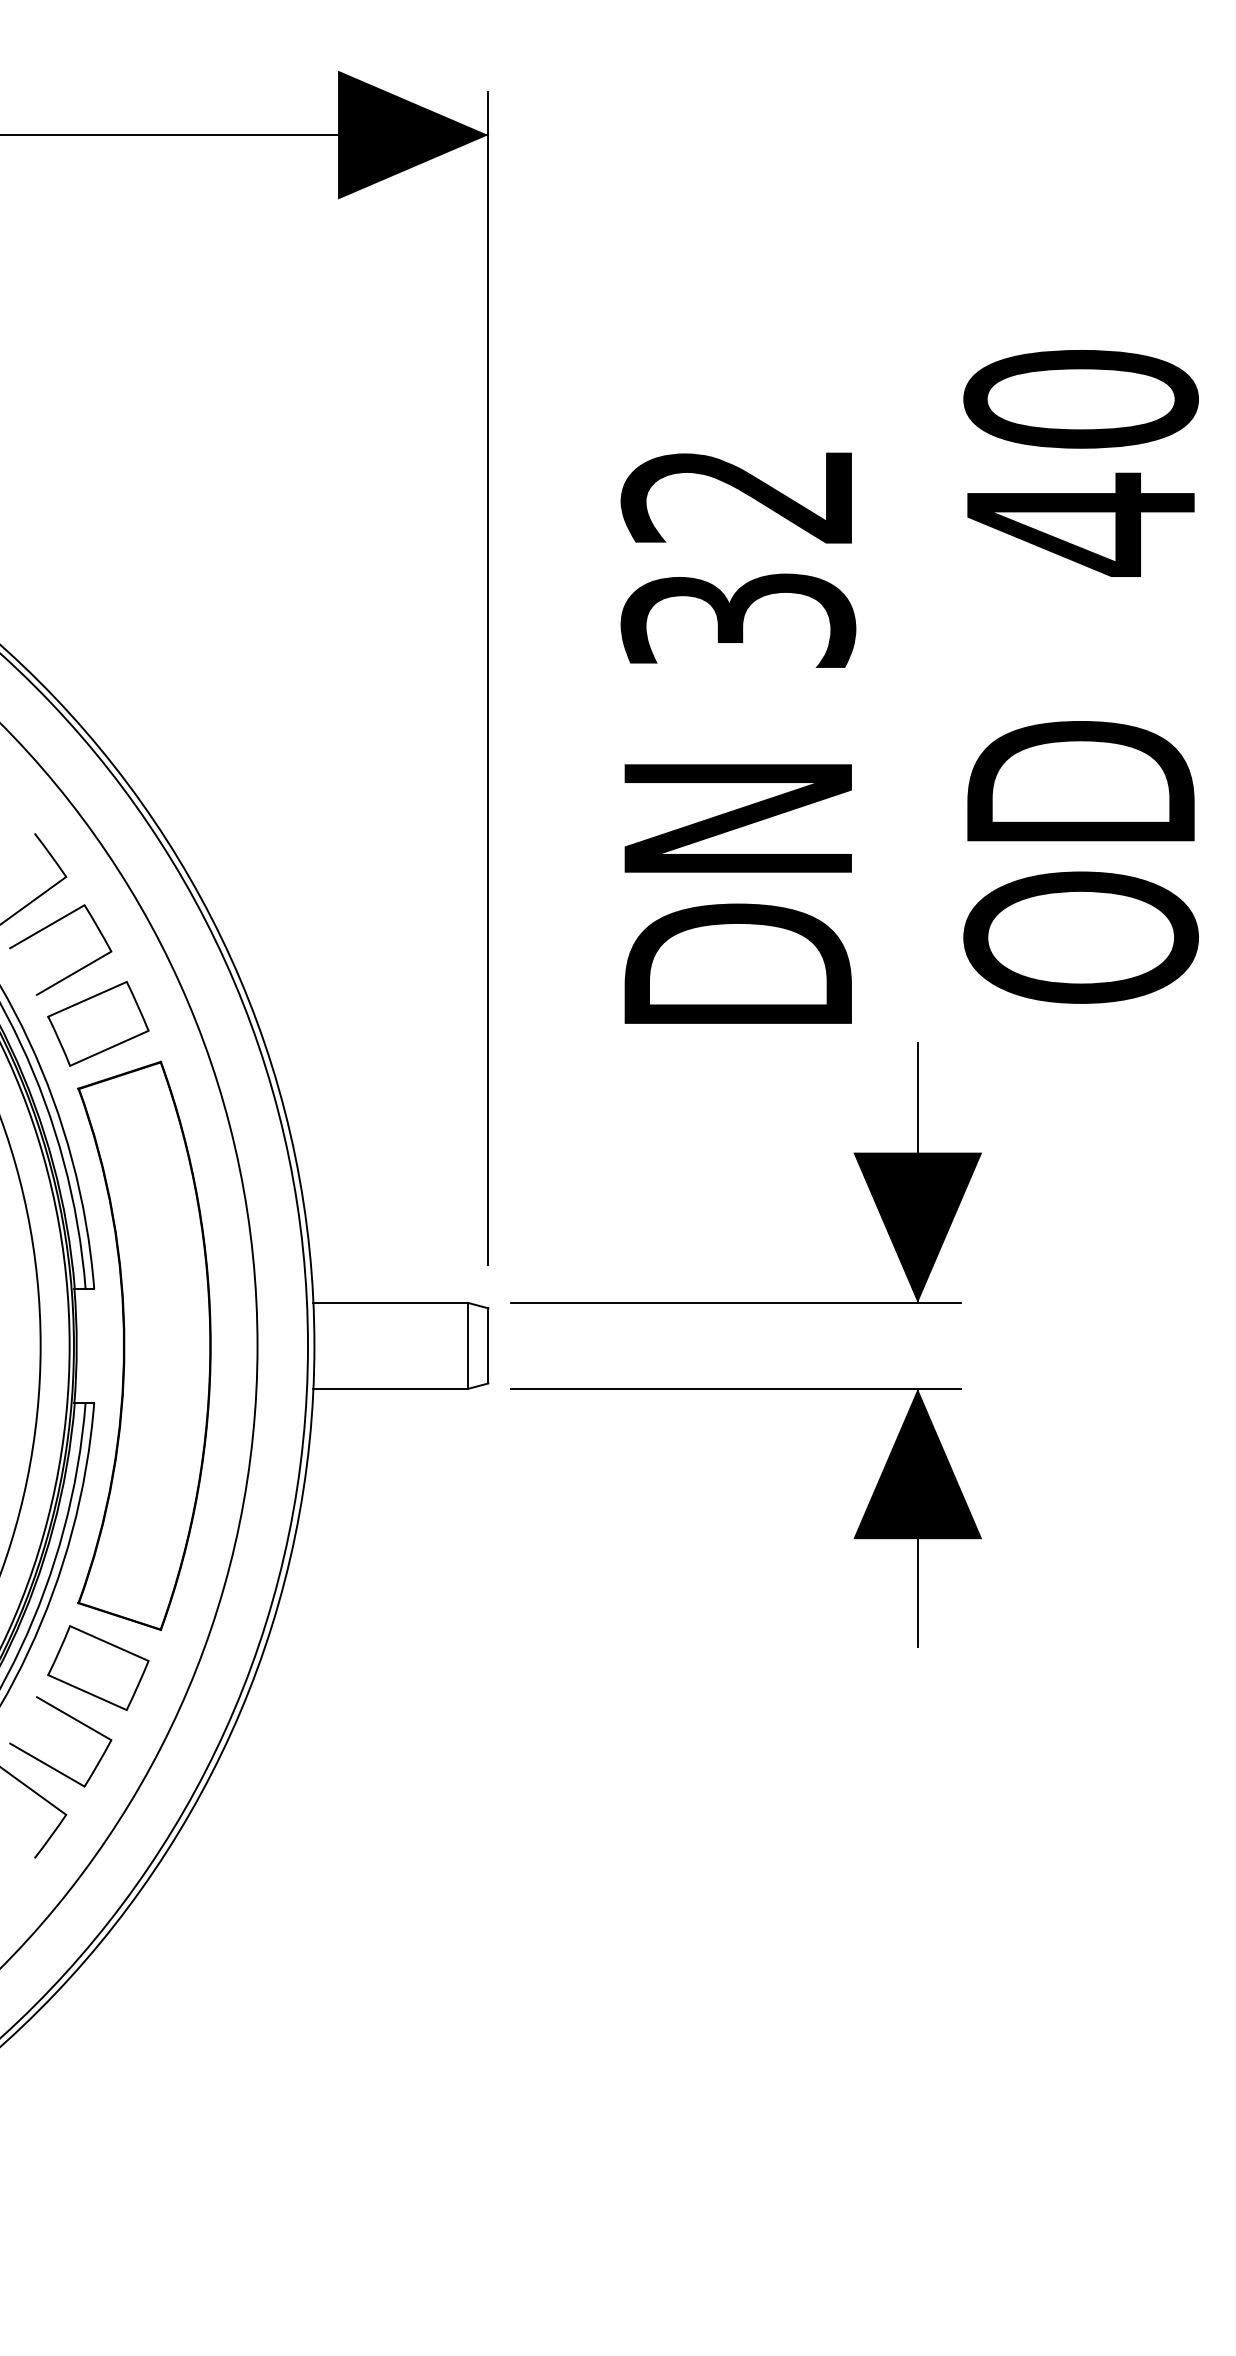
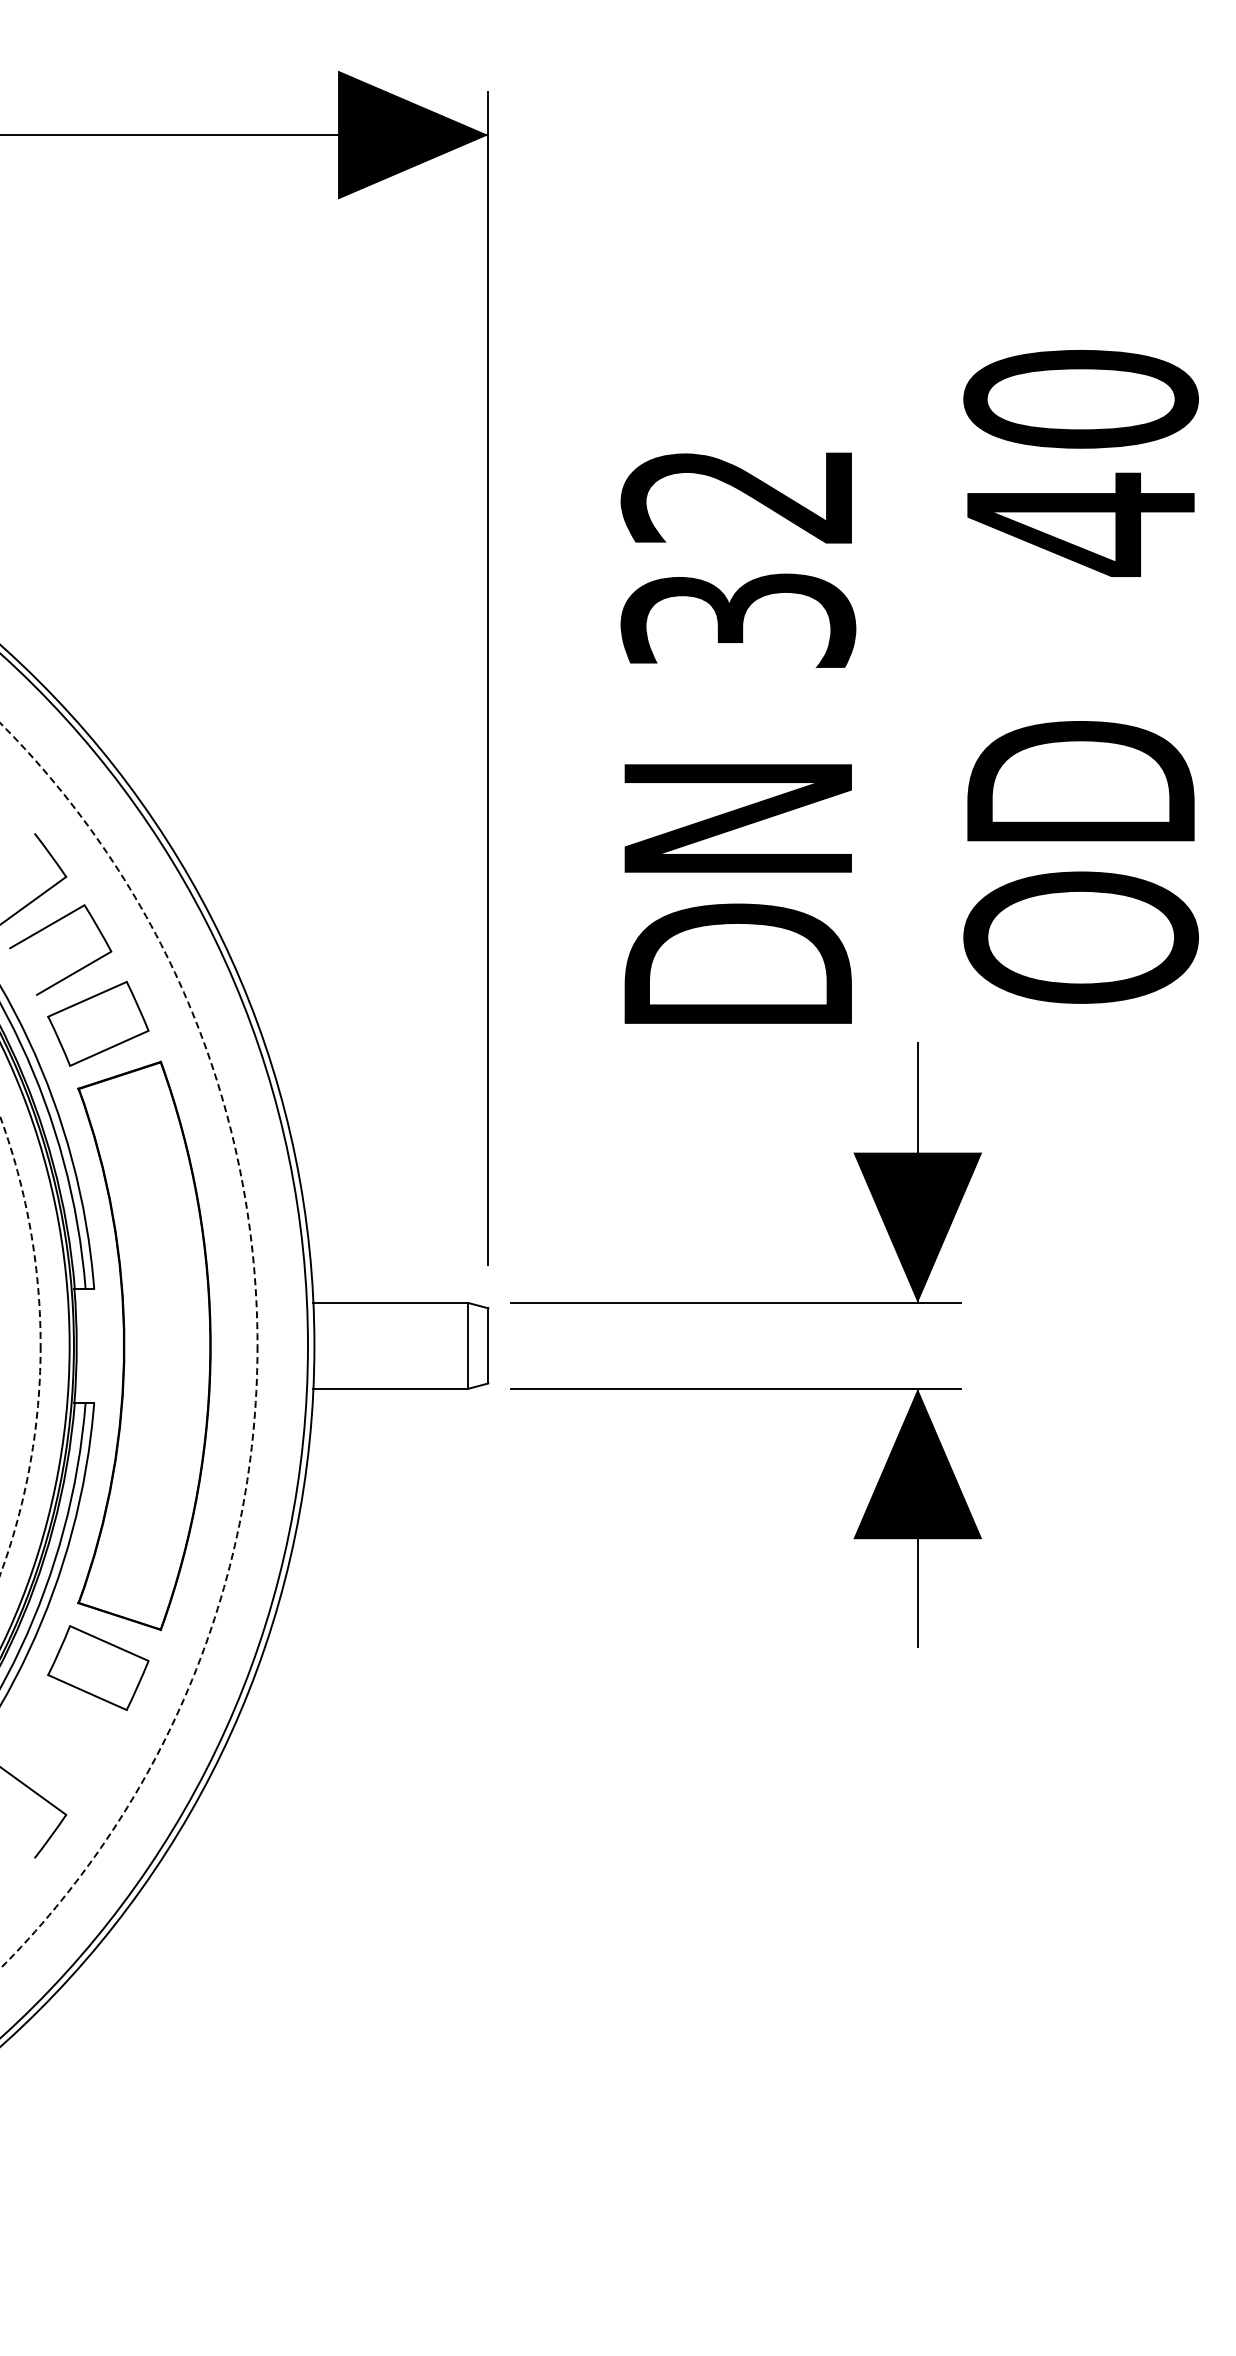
circle: solid -> dashed (20, 1345)
circle: solid -> dashed (128, 1345)
part: present -> none (71, 1718)
